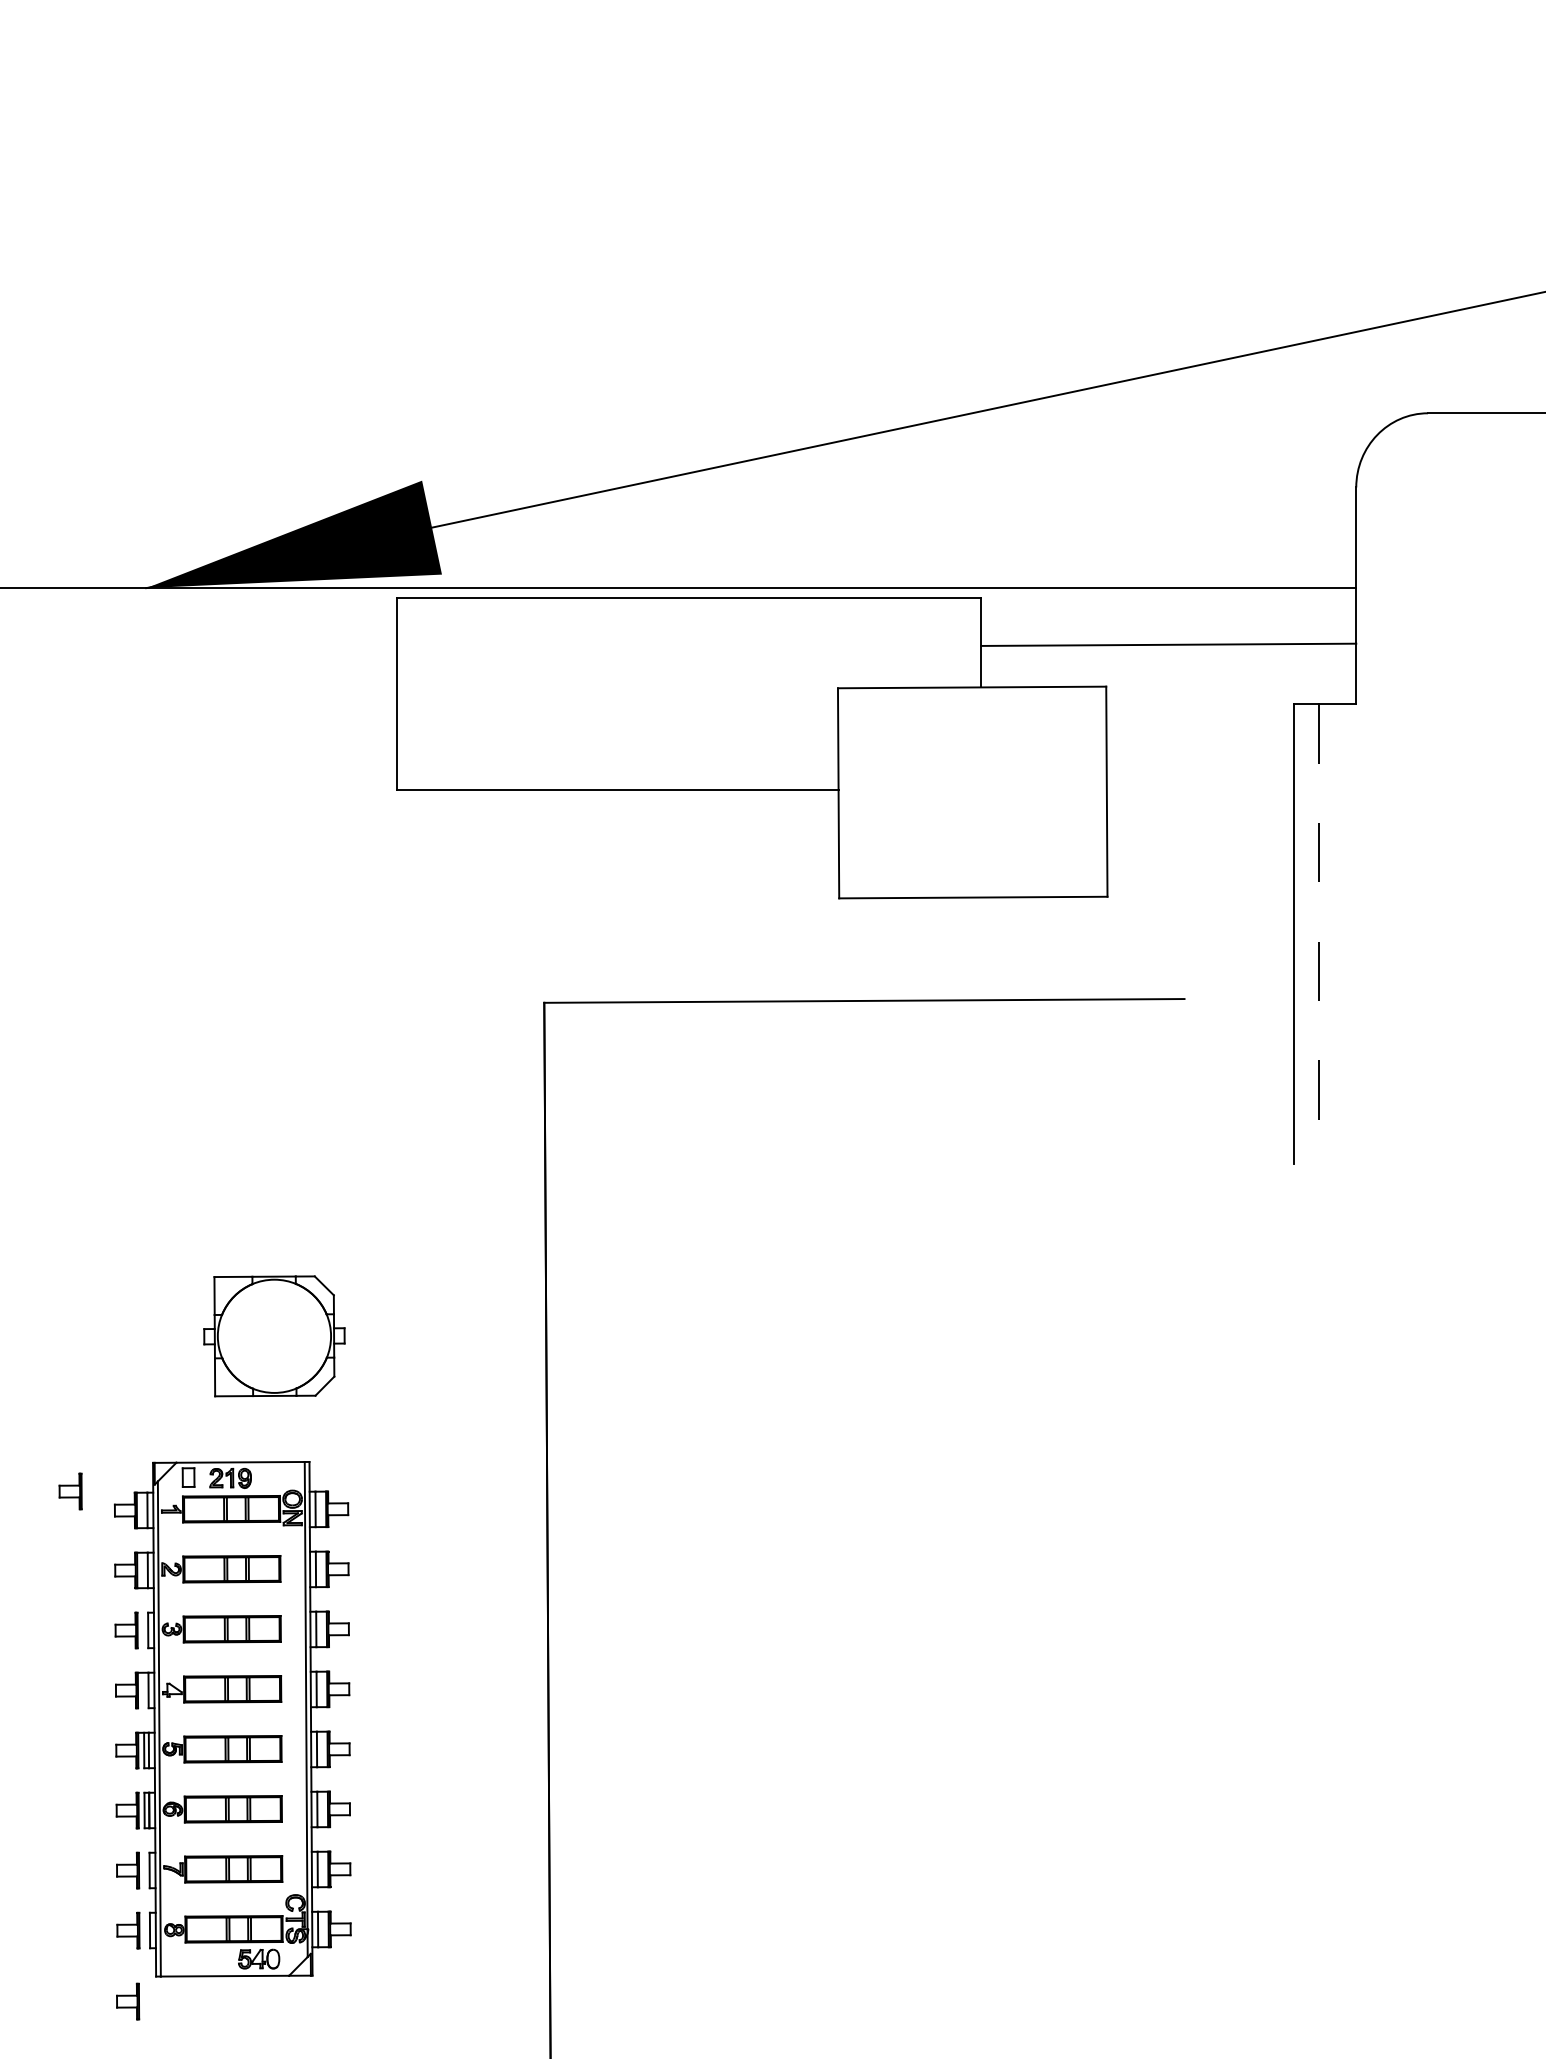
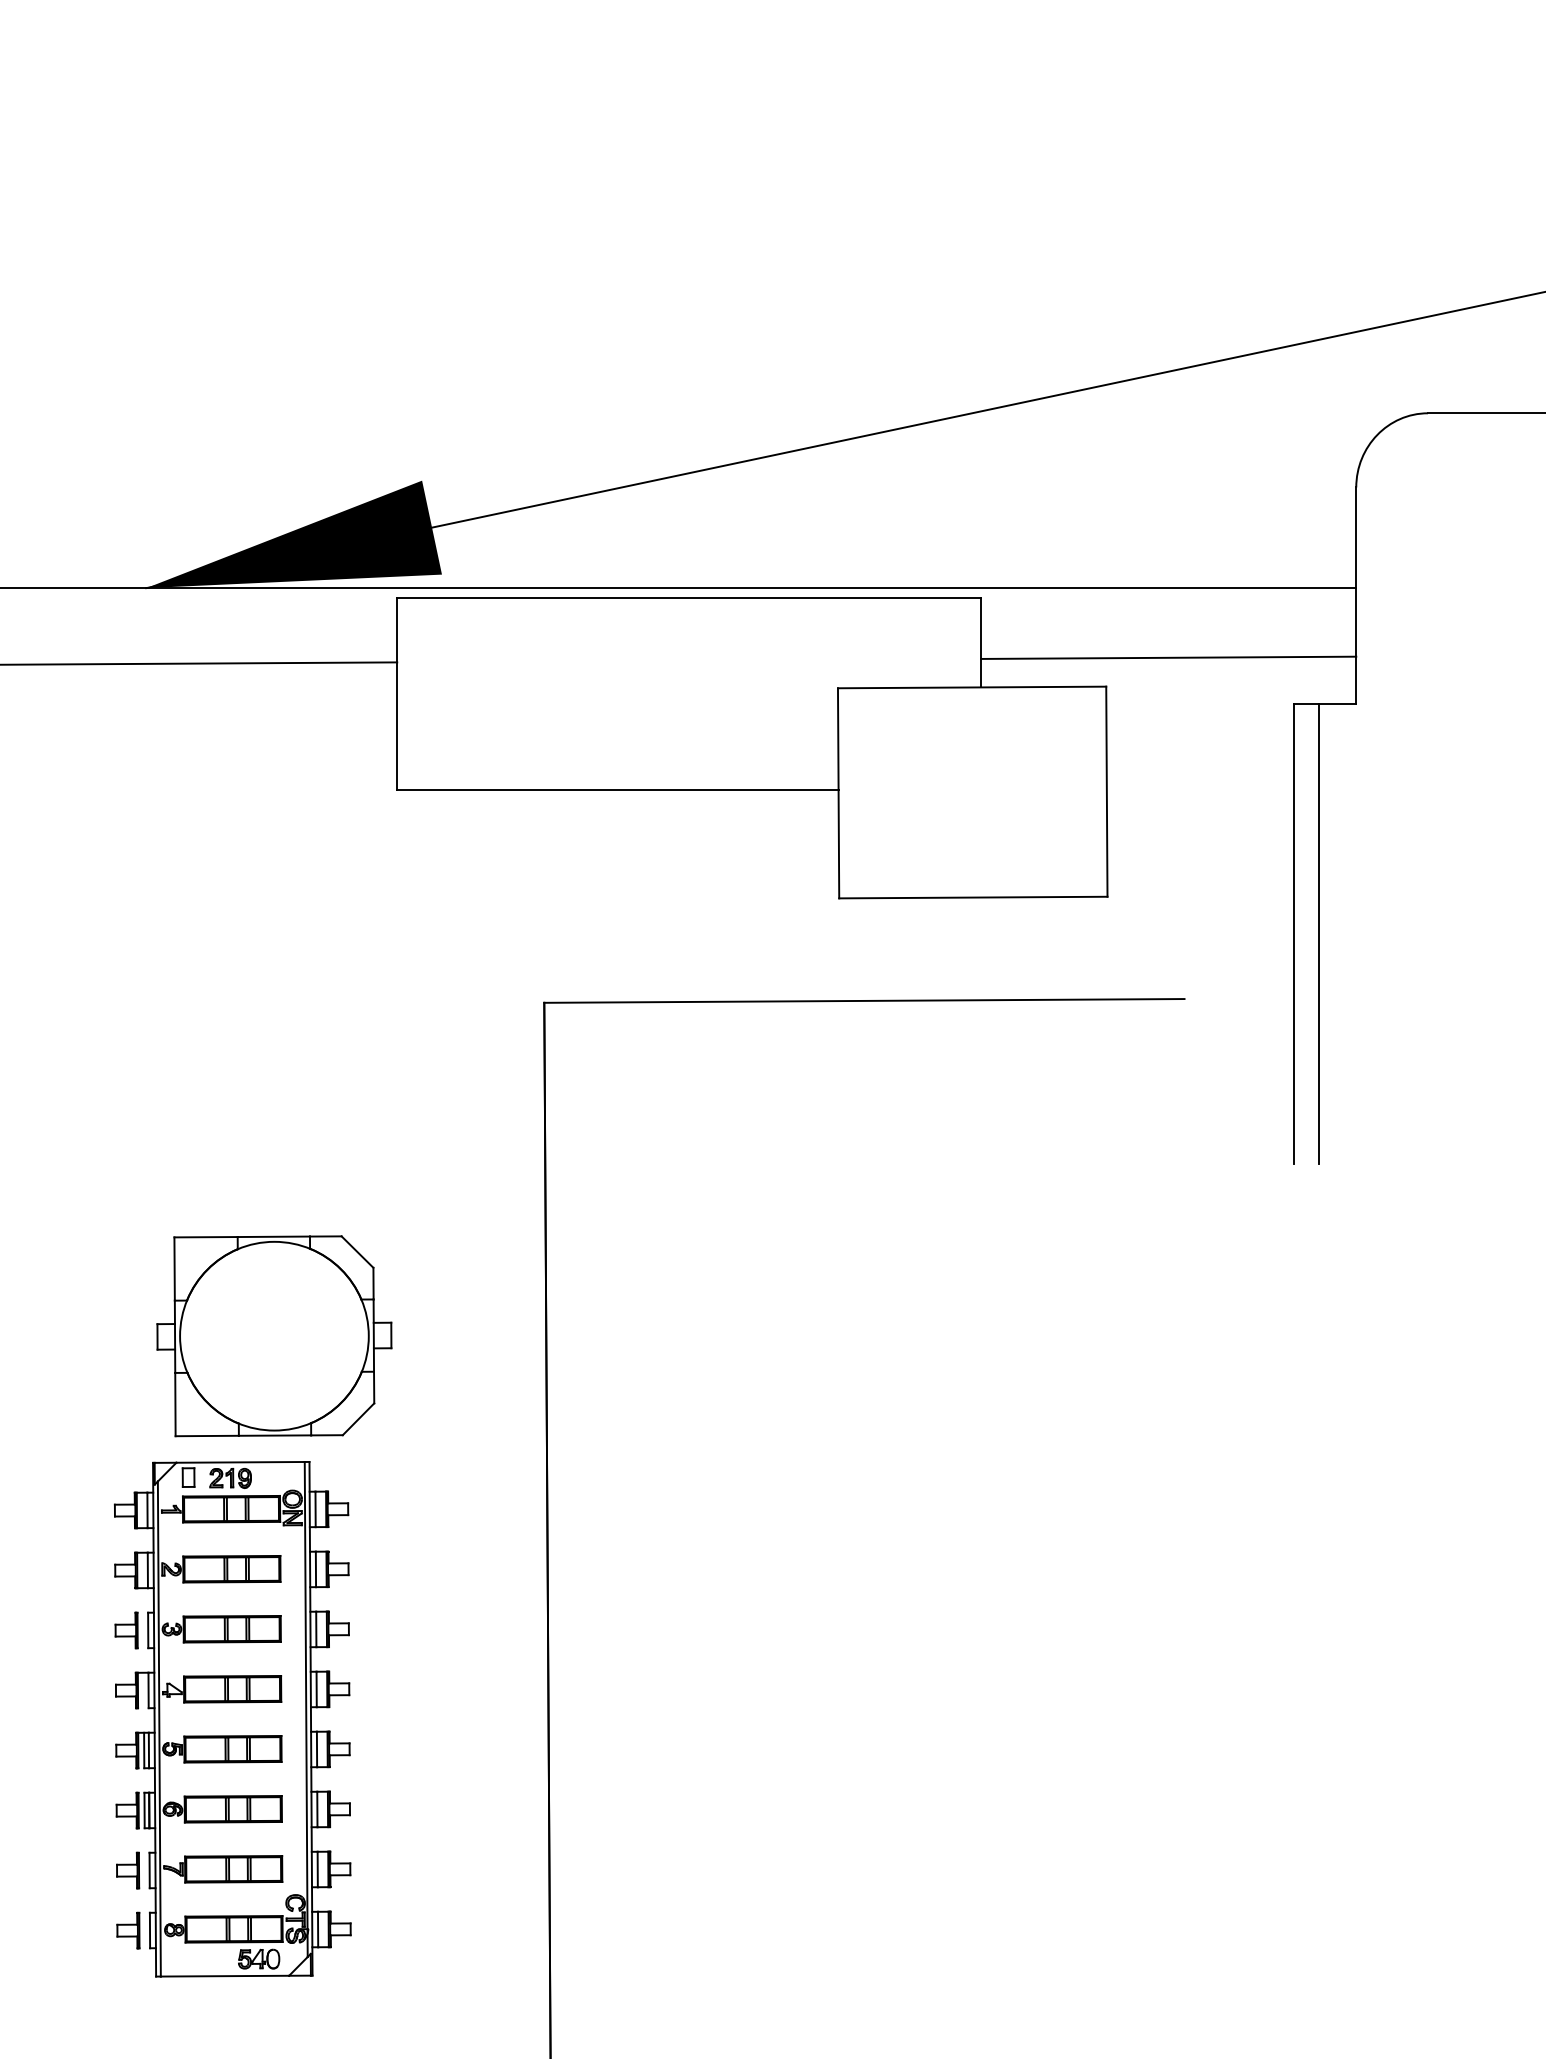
line position: (1168, 644) -> (1168, 657) (1168, 657)
line: none -> present (199, 663)
line: dashed -> solid (1318, 934)
part size: 143x123 px -> 237x203 px (274, 1336)
part: present -> none (70, 1491)
part: present -> none (128, 2001)
